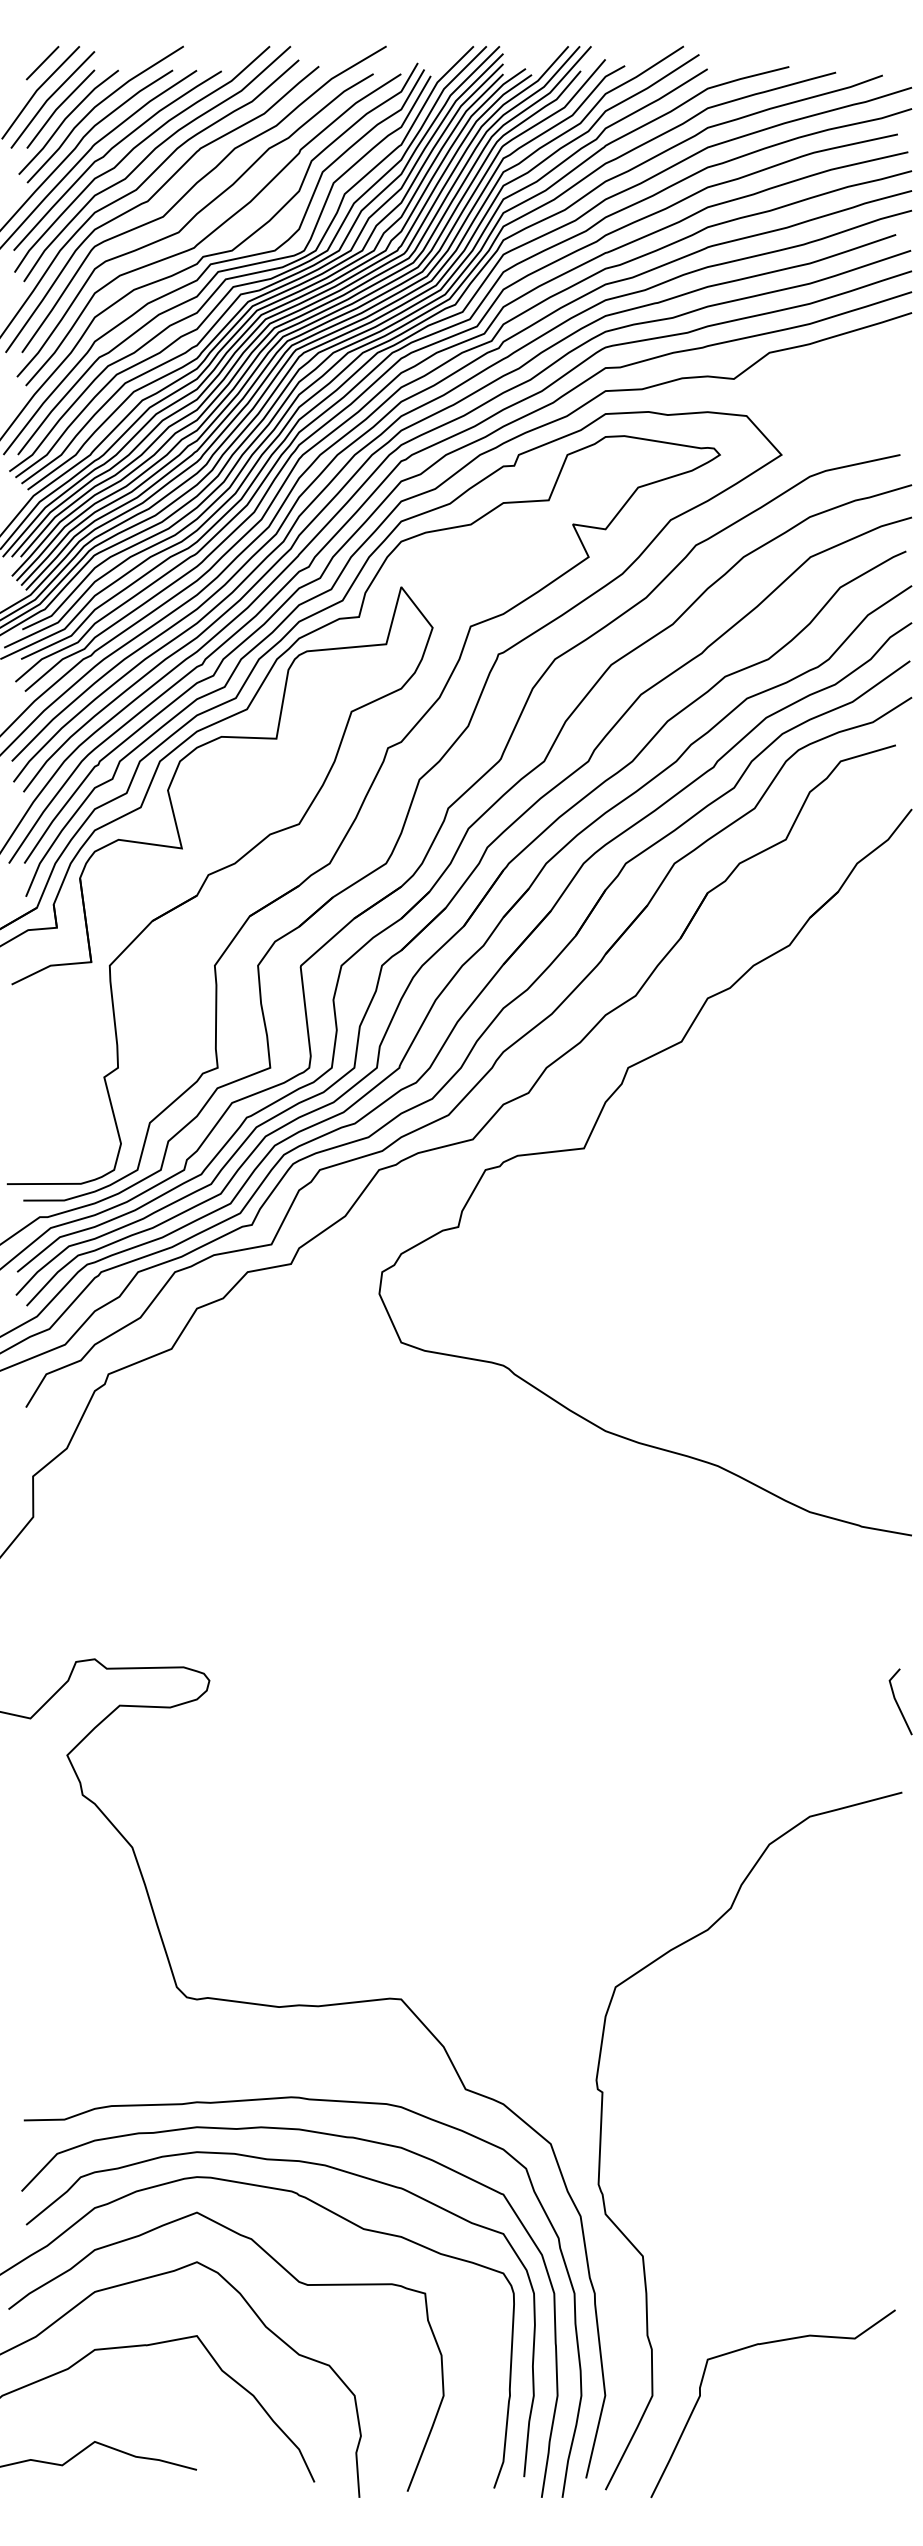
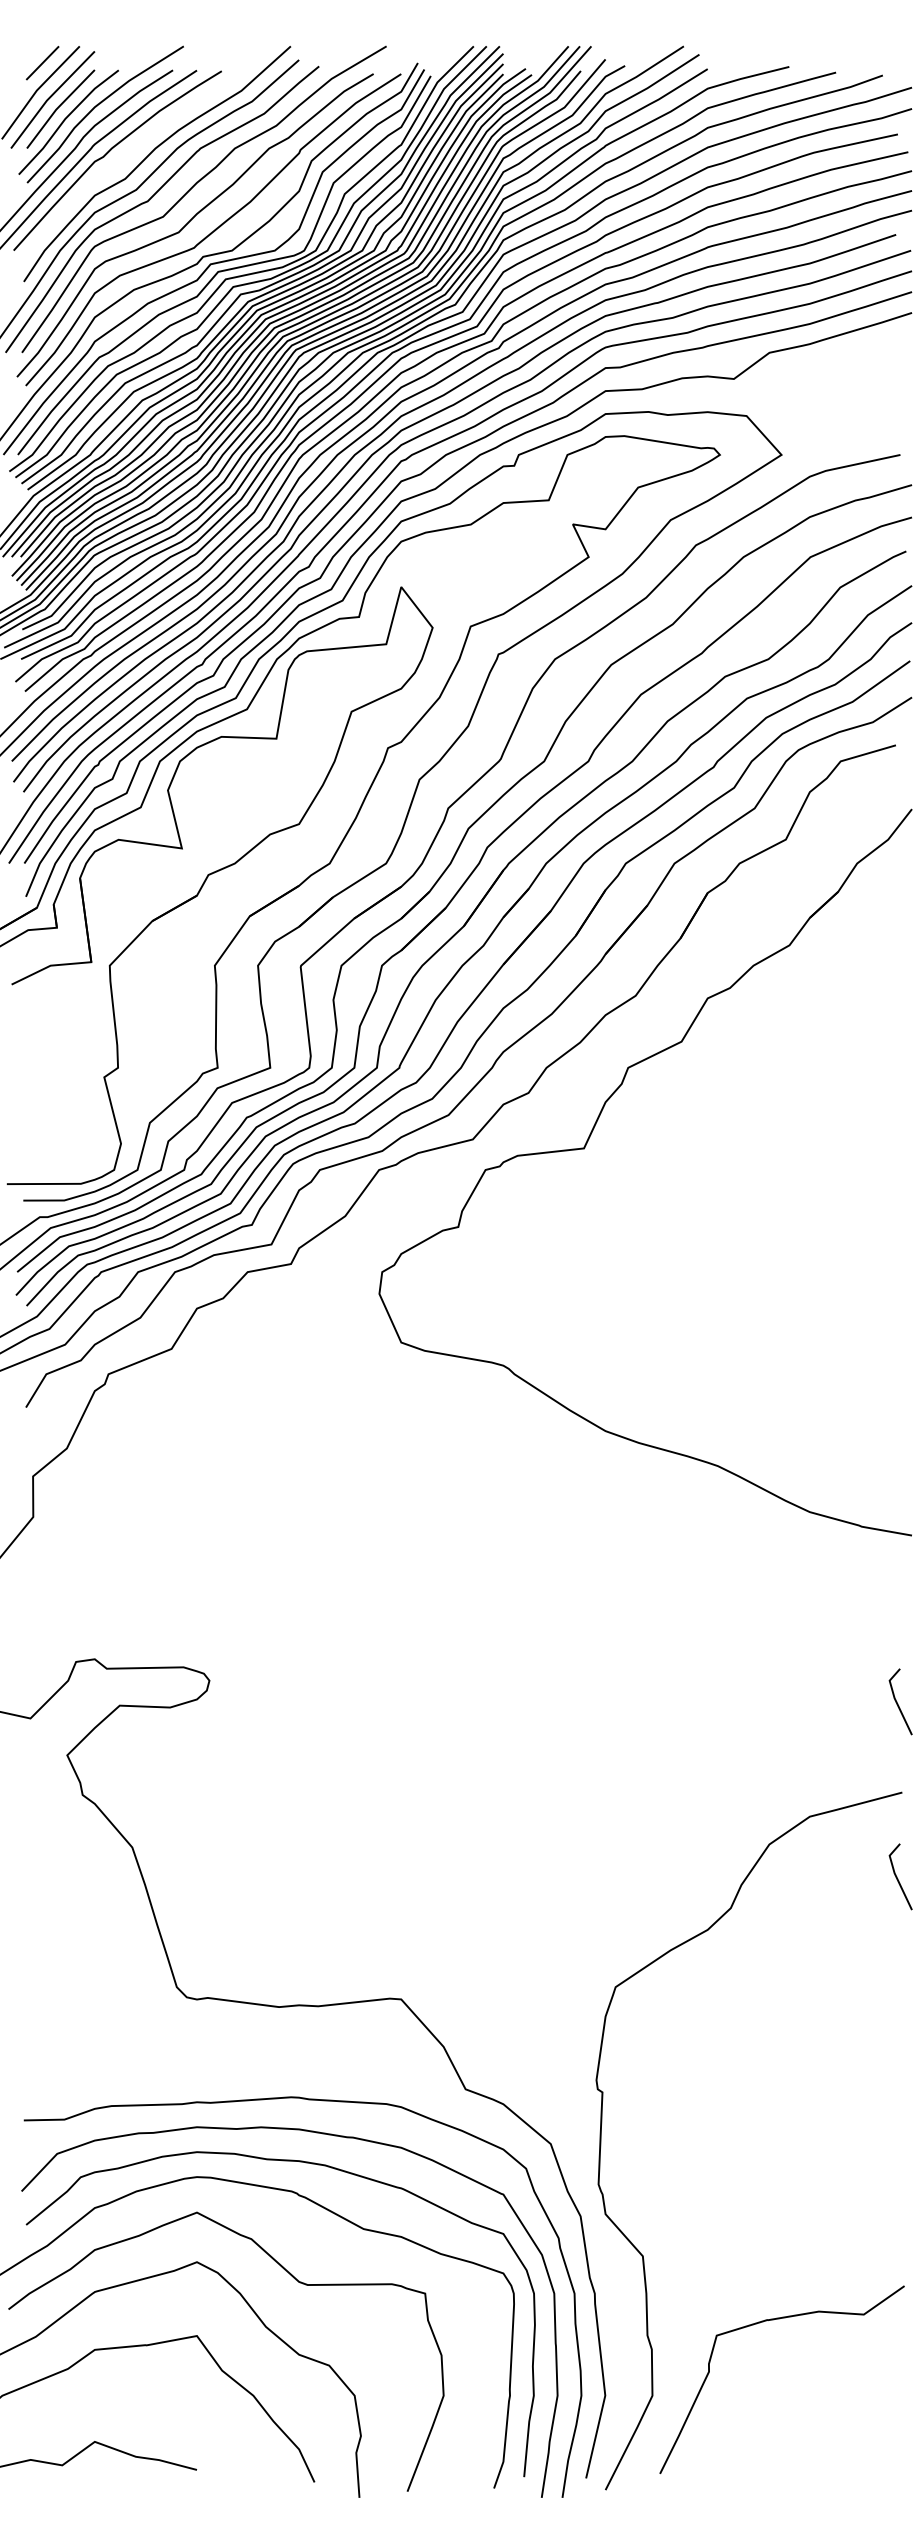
curve: present -> none (134, 149)
line: none -> present (898, 1878)
curve position: (764, 2344) -> (773, 2320) (773, 2320)
